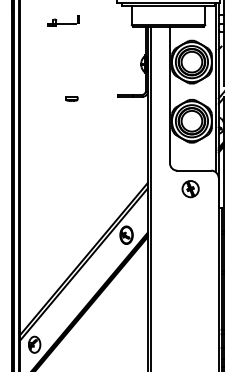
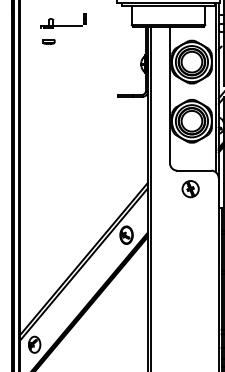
part size: 33x12 px -> 47x16 px (63, 20)
part position: (71, 98) -> (48, 41) (48, 41)
